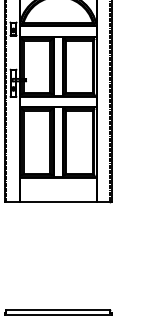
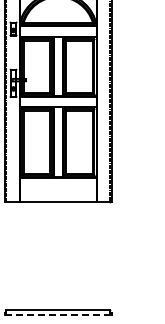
line: solid -> dashed (58, 314)
